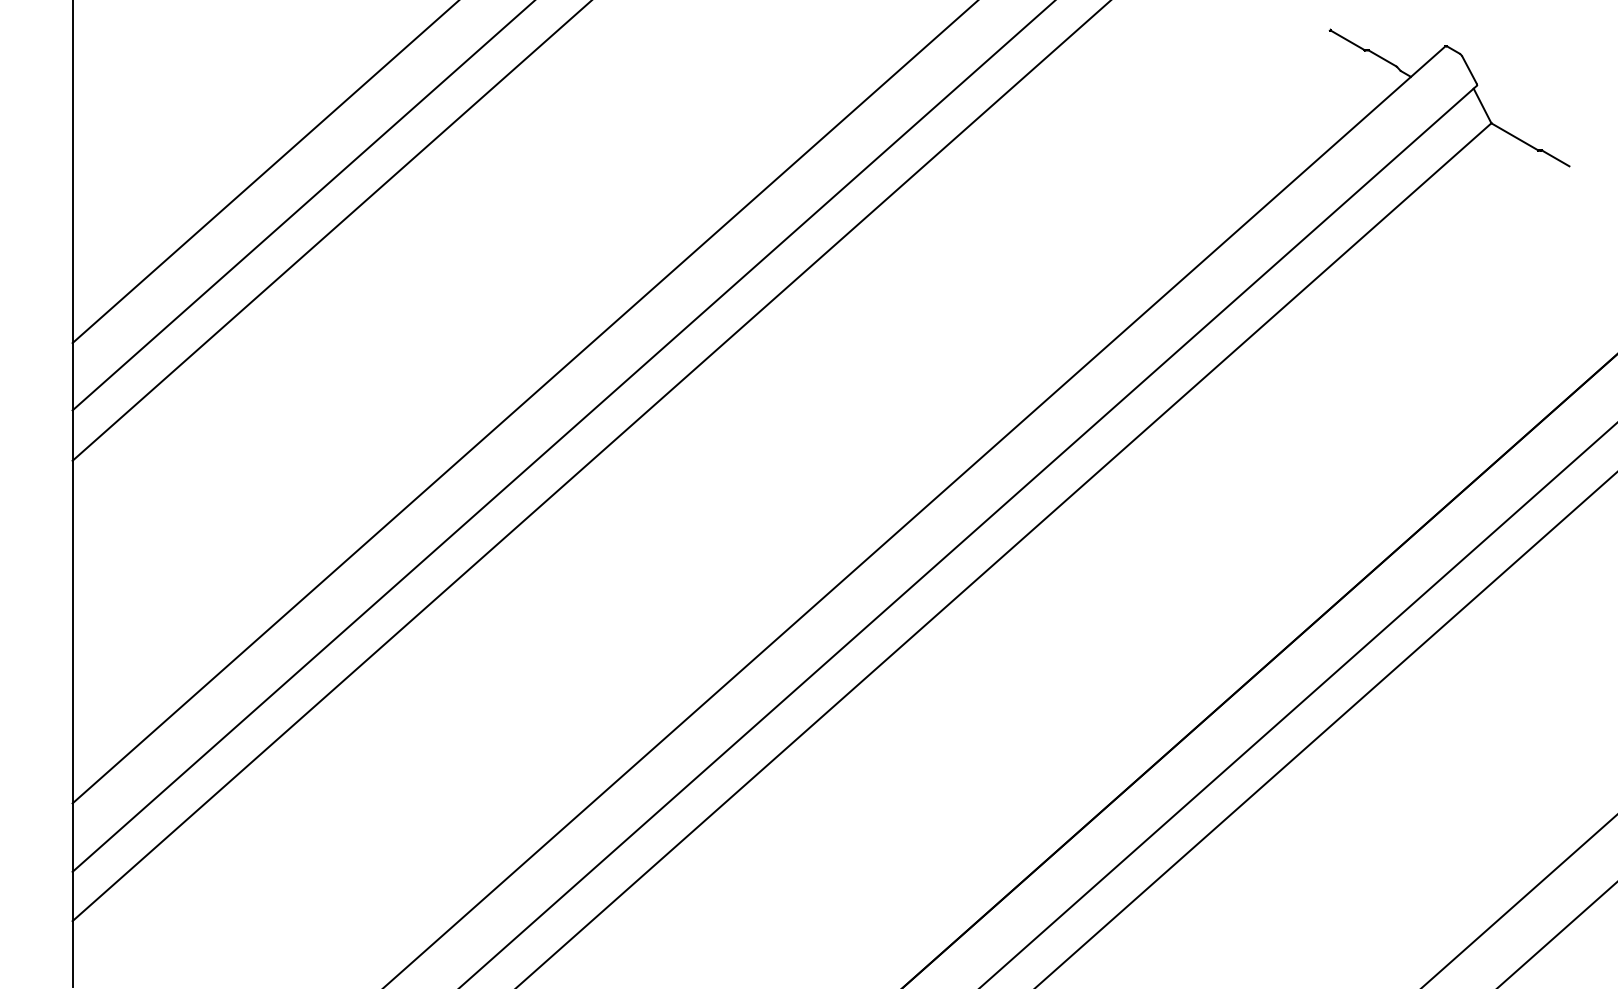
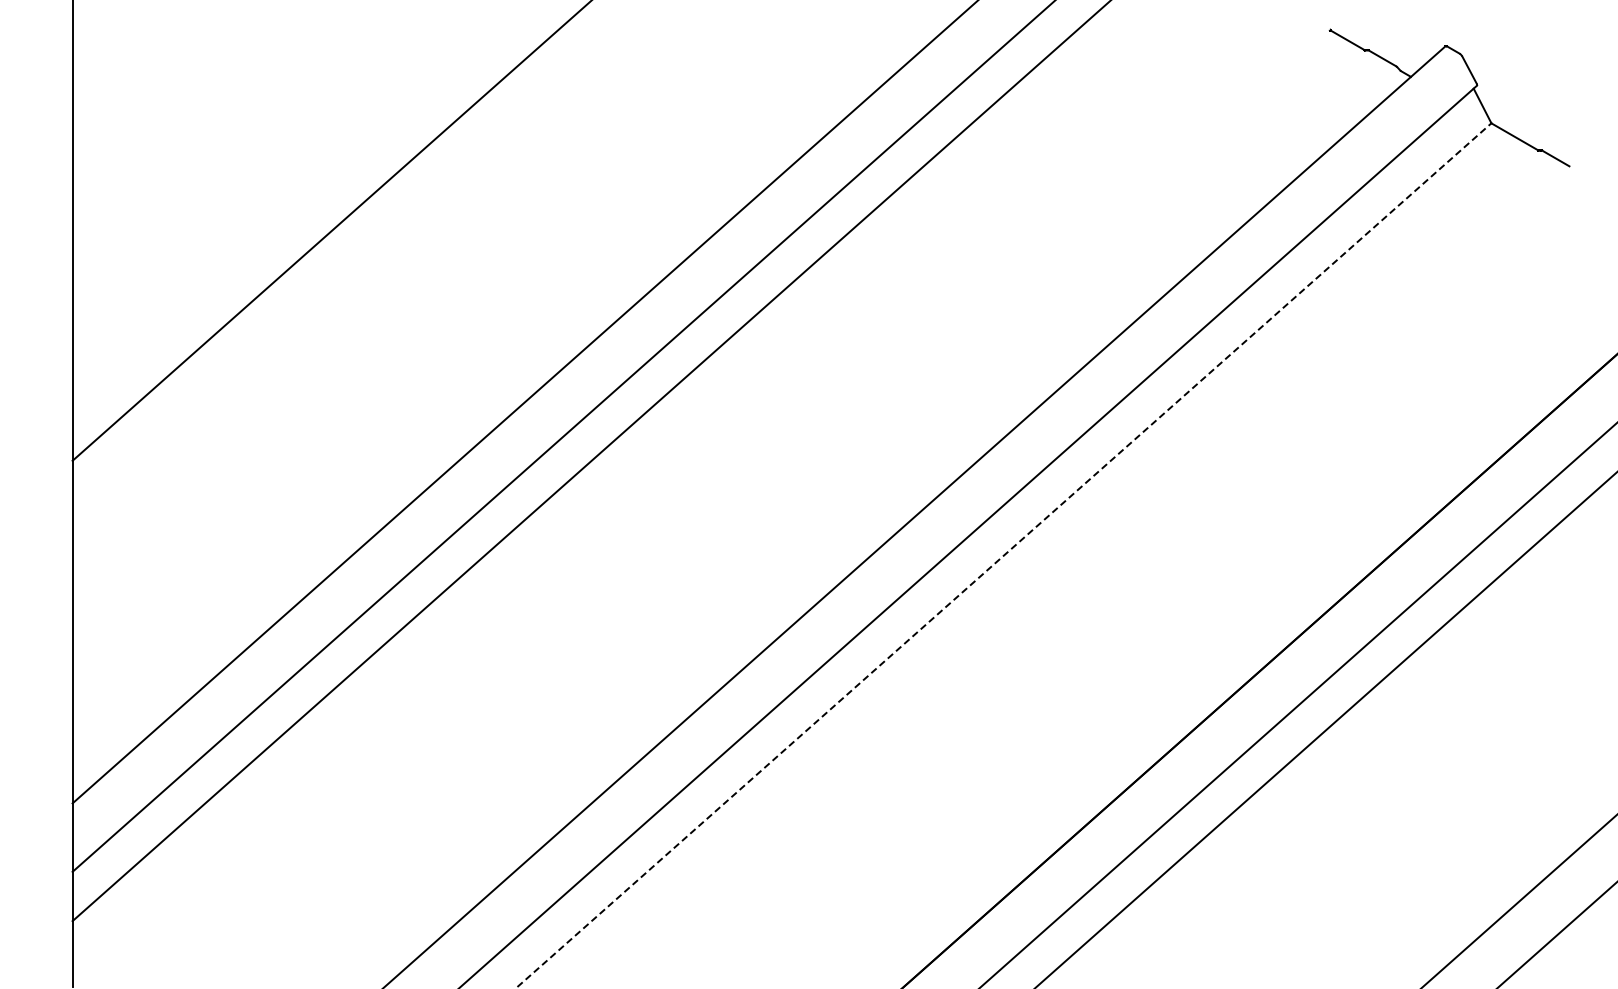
line: present -> none (264, 172)
line: present -> none (302, 206)
line: solid -> dashed (1003, 555)
